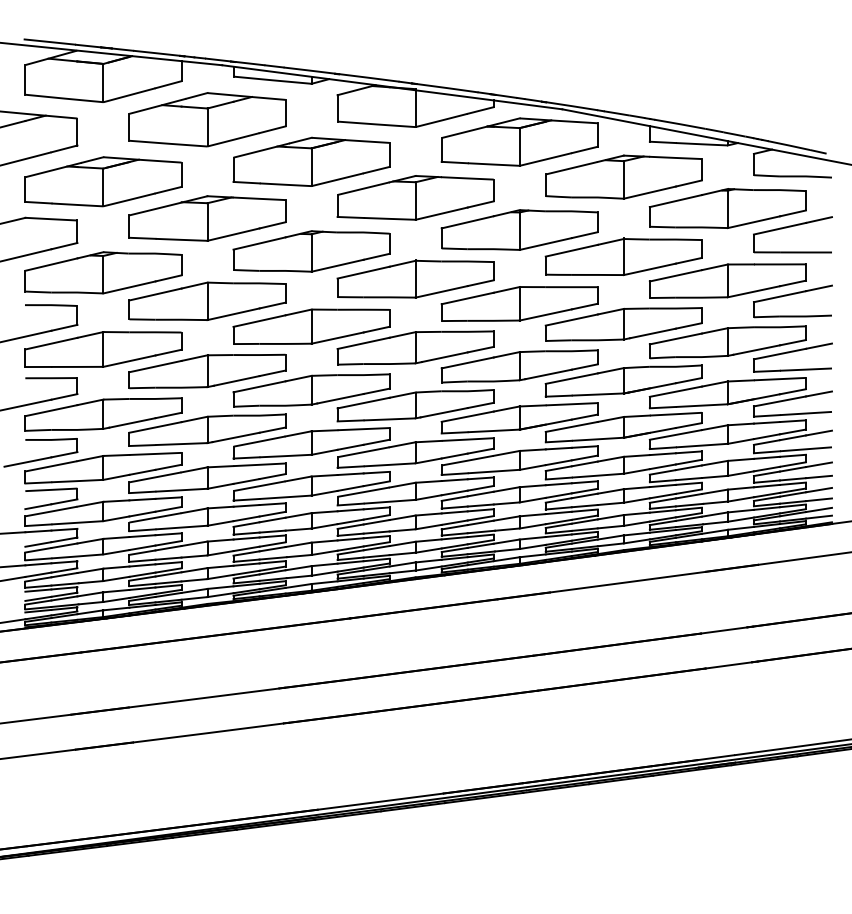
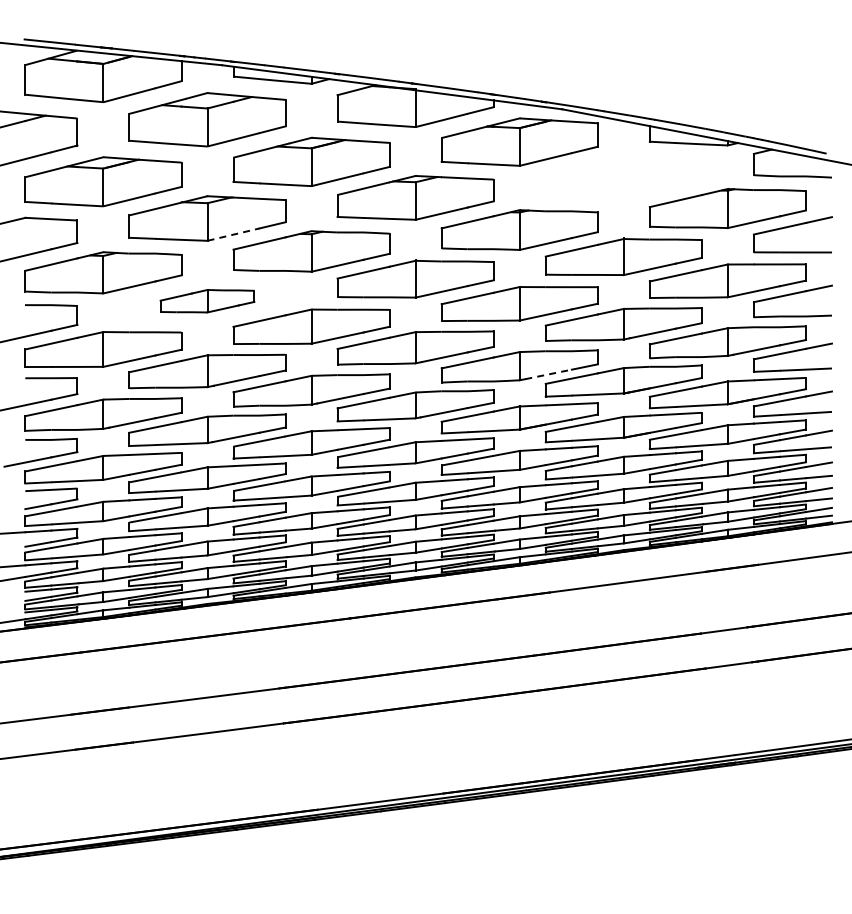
part: present -> none (623, 176)
line: solid -> dashed (233, 234)
part size: 159x40 px -> 97x25 px (207, 301)
line: solid -> dashed (548, 374)
